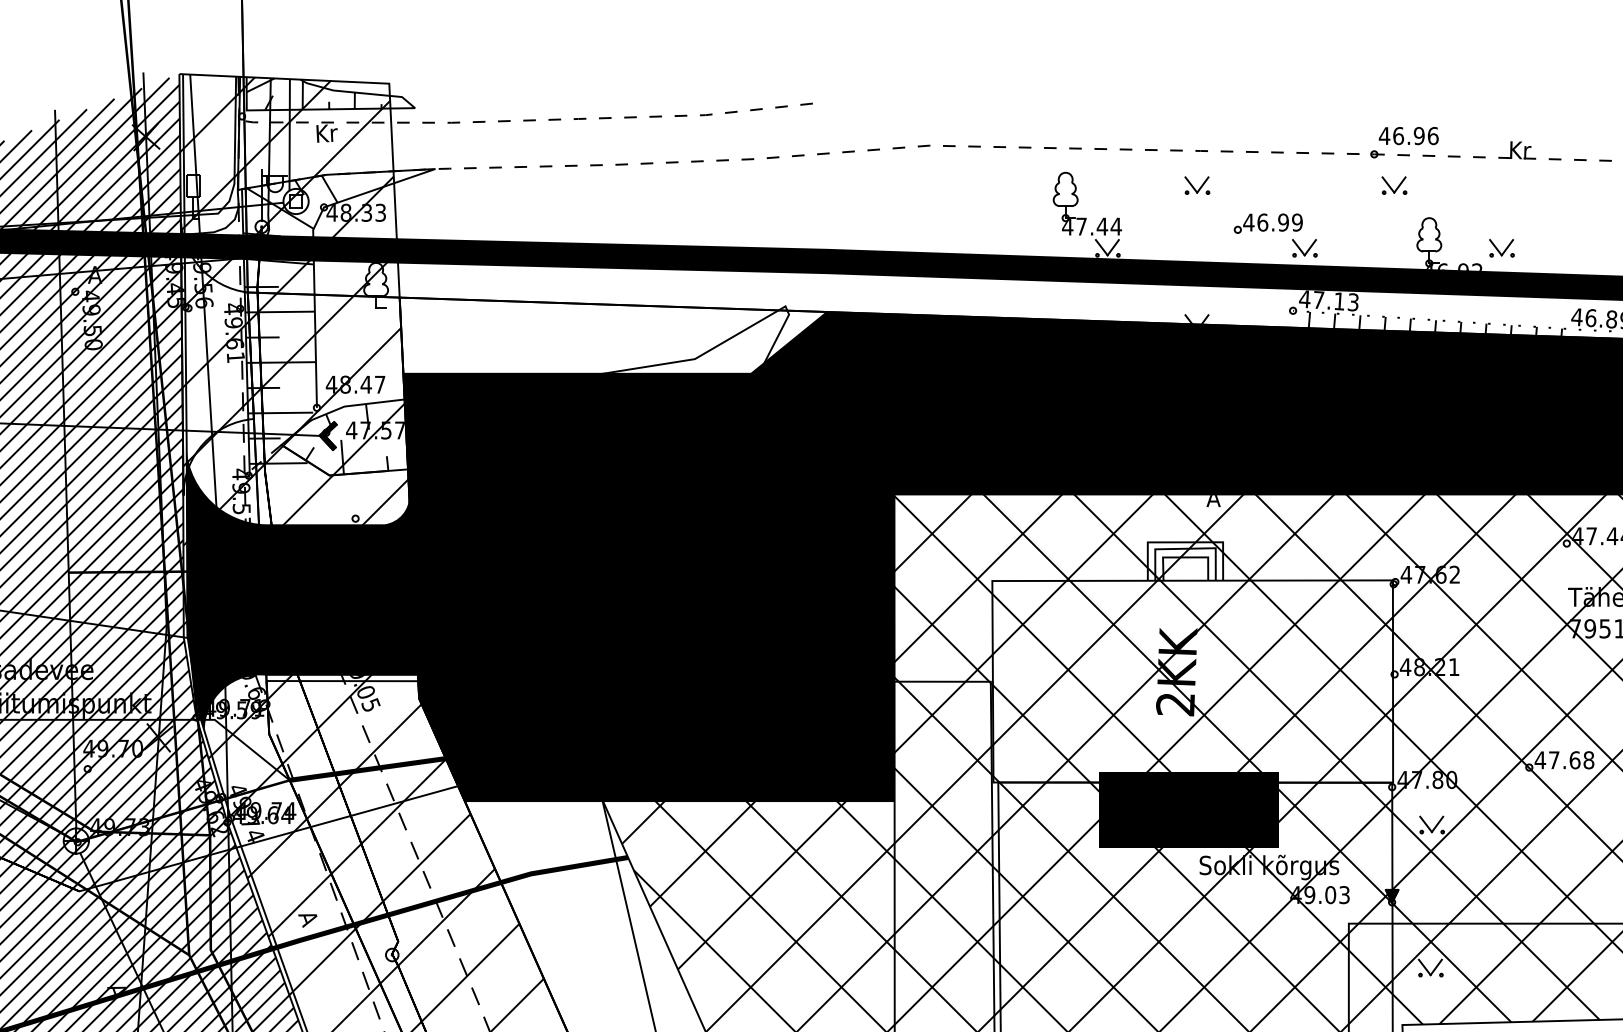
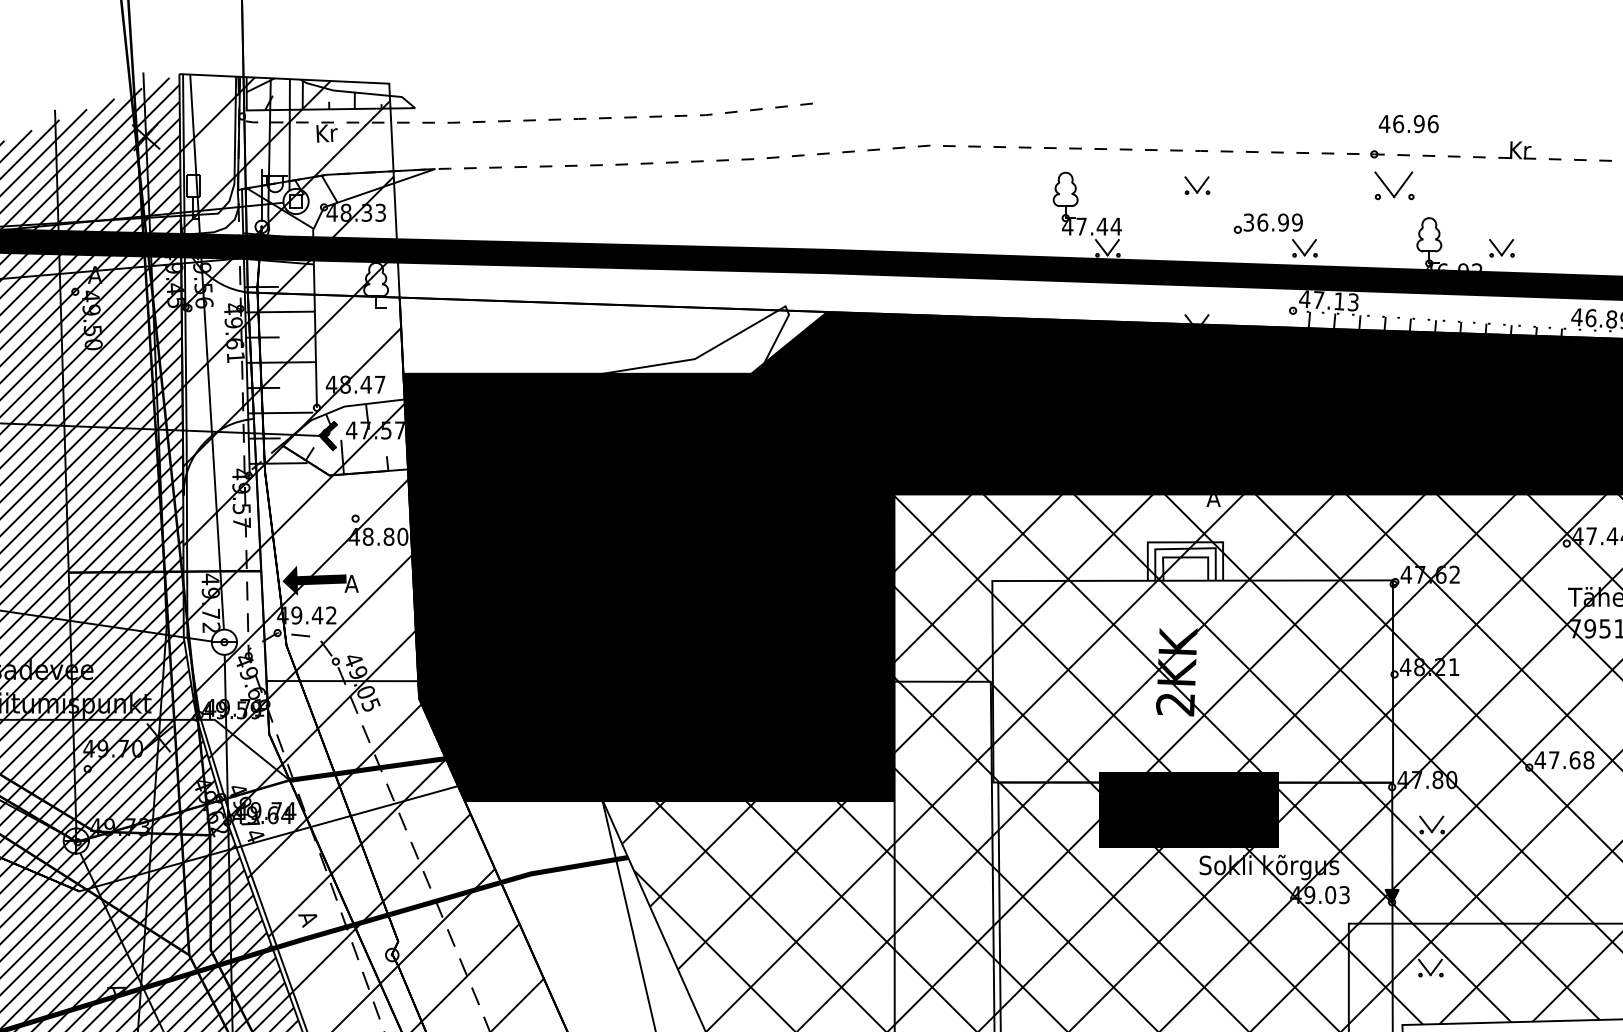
text position: (1408, 136) -> (1408, 124) (1408, 124)
part size: 27x19 px -> 41x30 px (1394, 185)
text: 46.99 -> 36.99 (1248, 222)
fill: present -> none (302, 590)
fill: present -> none (304, 617)
